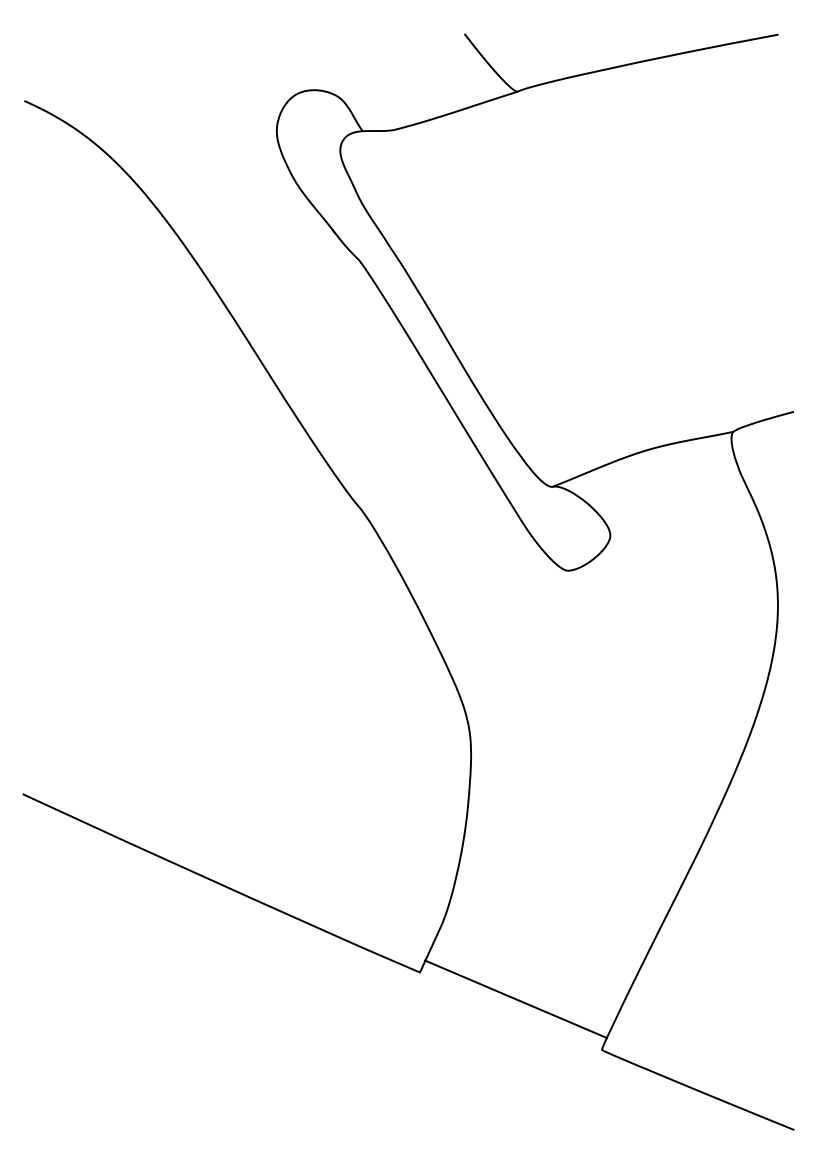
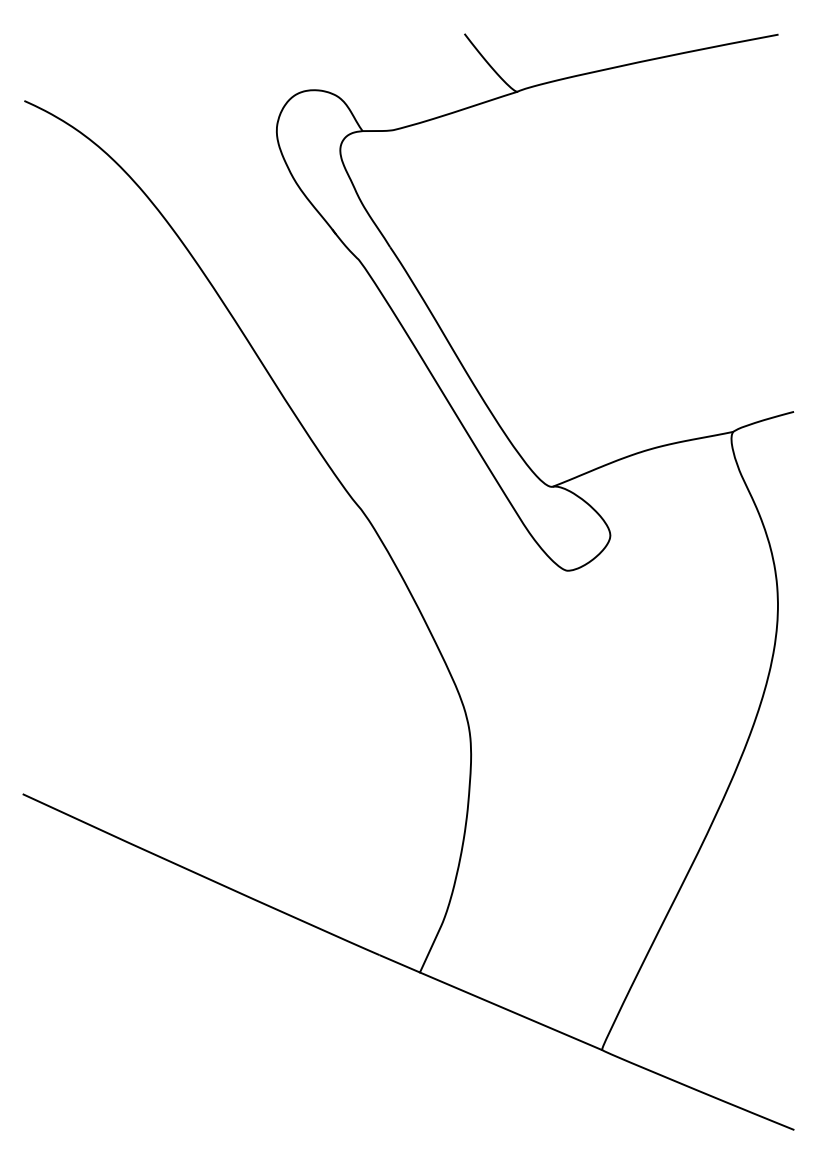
line position: (515, 999) -> (510, 1011) (510, 1011)
